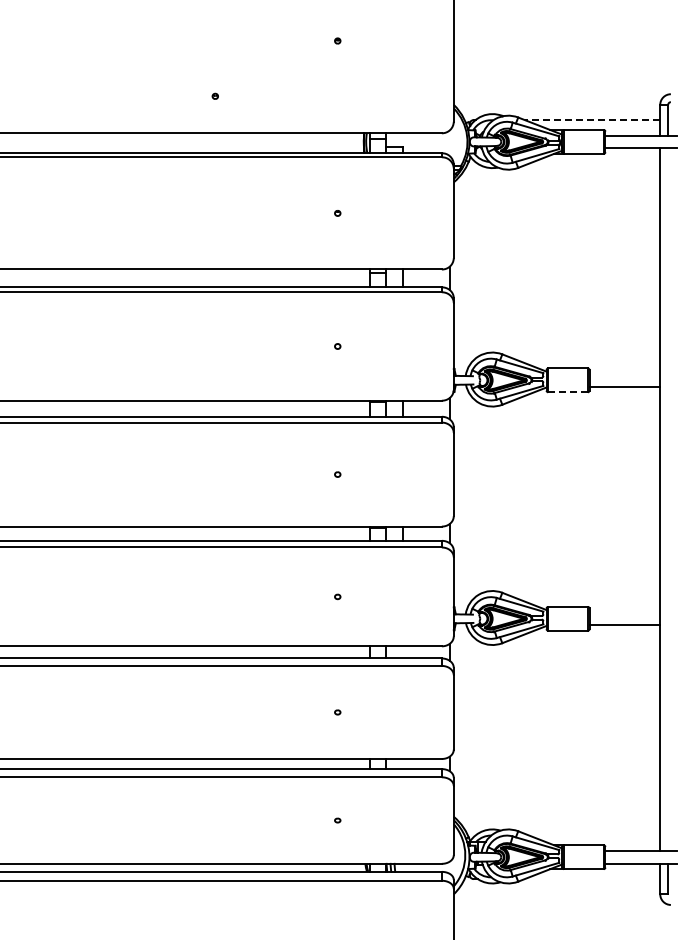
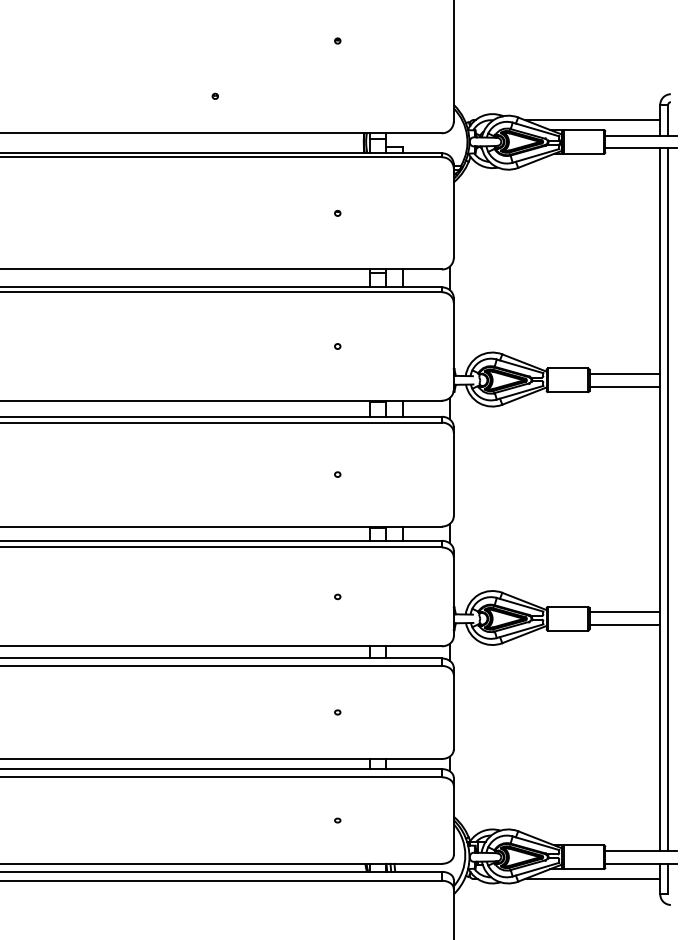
line: dashed -> solid (592, 120)
line: none -> present (624, 374)
line: dashed -> solid (568, 392)
line: none -> present (668, 499)
line: none -> present (624, 612)
line: none -> present (592, 879)
